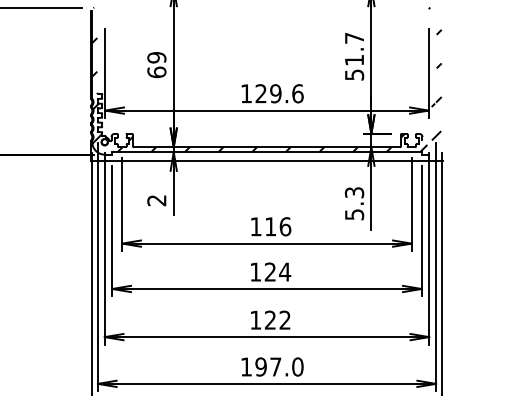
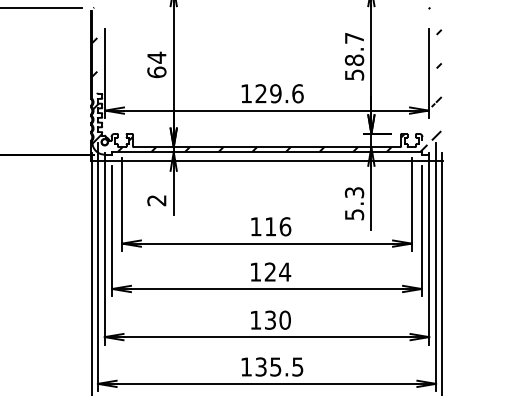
text: 69 -> 64 (156, 57)
text: 51.7 -> 58.7 (354, 59)
text: 122 -> 130 (277, 319)
text: 197.0 -> 135.5 (279, 366)
